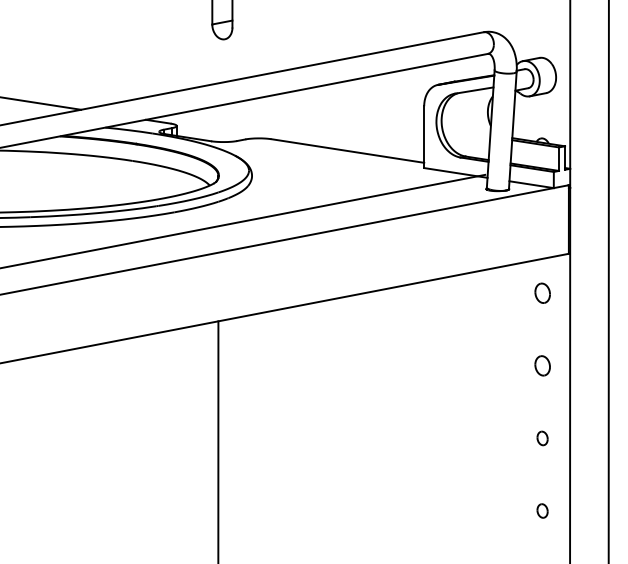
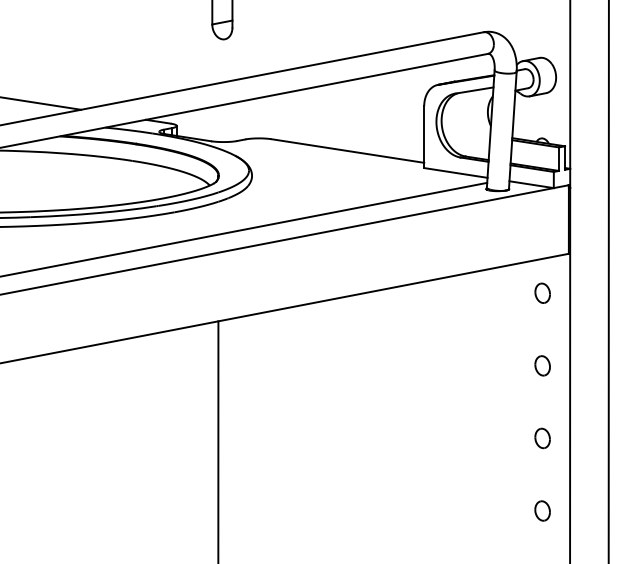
line position: (243, 220) -> (244, 229) (244, 229)
part size: 13x17 px -> 17x23 px (542, 438)
part size: 13x16 px -> 17x22 px (542, 510)
